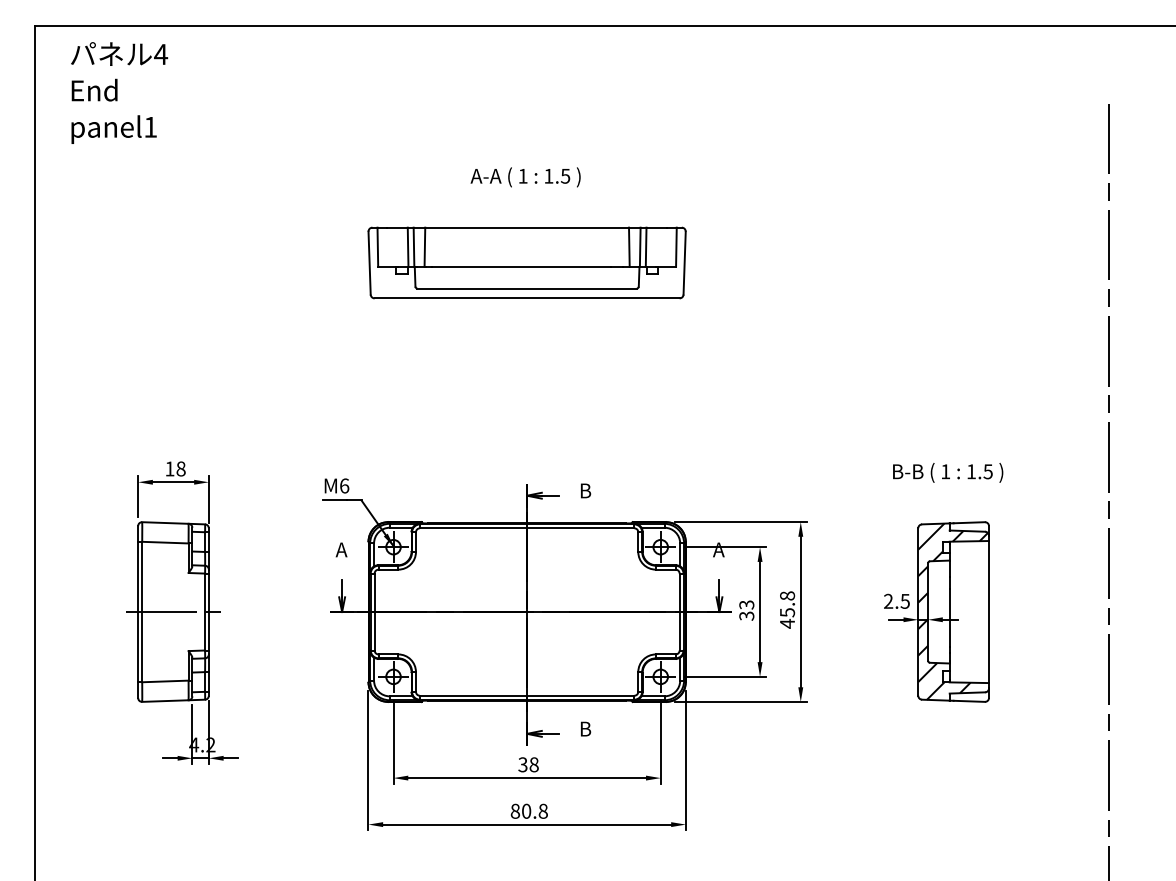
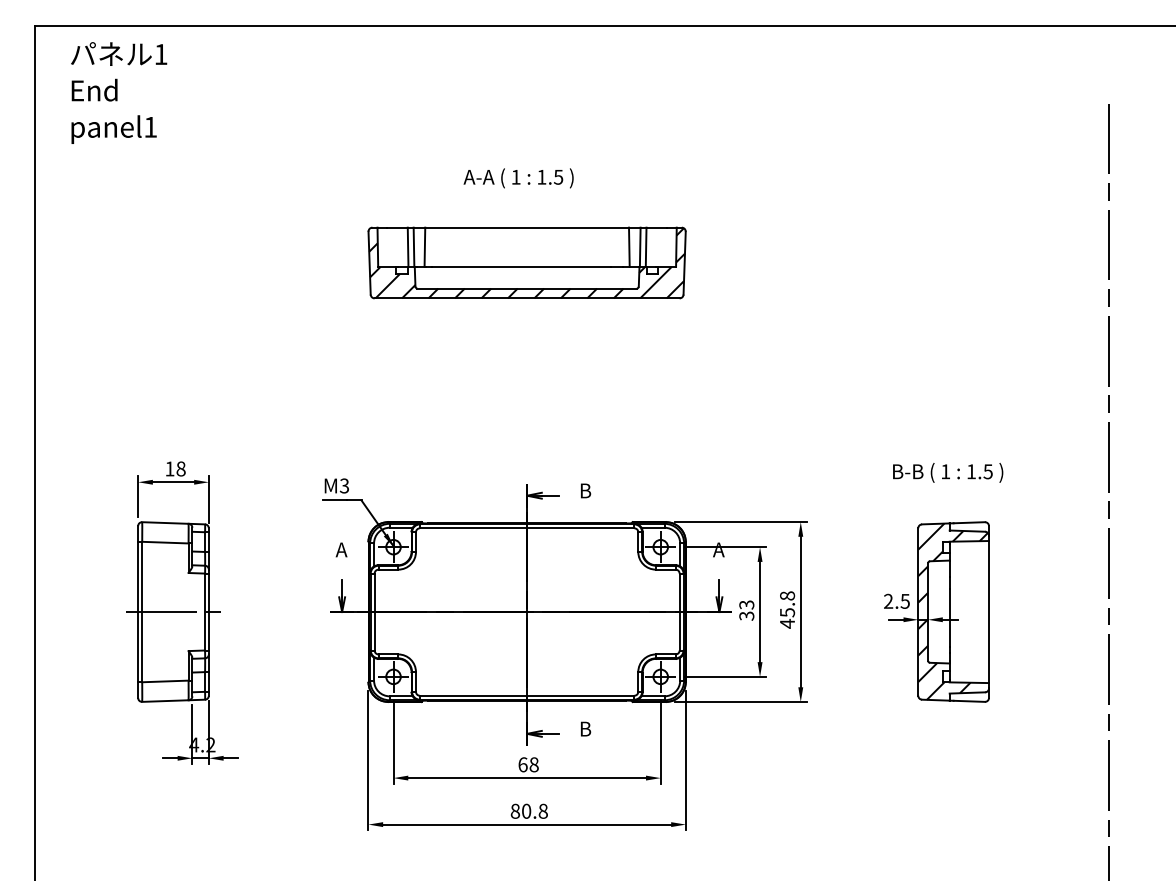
text: 4 -> 1 (161, 54)
text position: (525, 177) -> (518, 178) (518, 178)
hatch: none -> present (526, 263)
text: M6 -> M3 (344, 485)
text: 38 -> 68 (522, 764)
